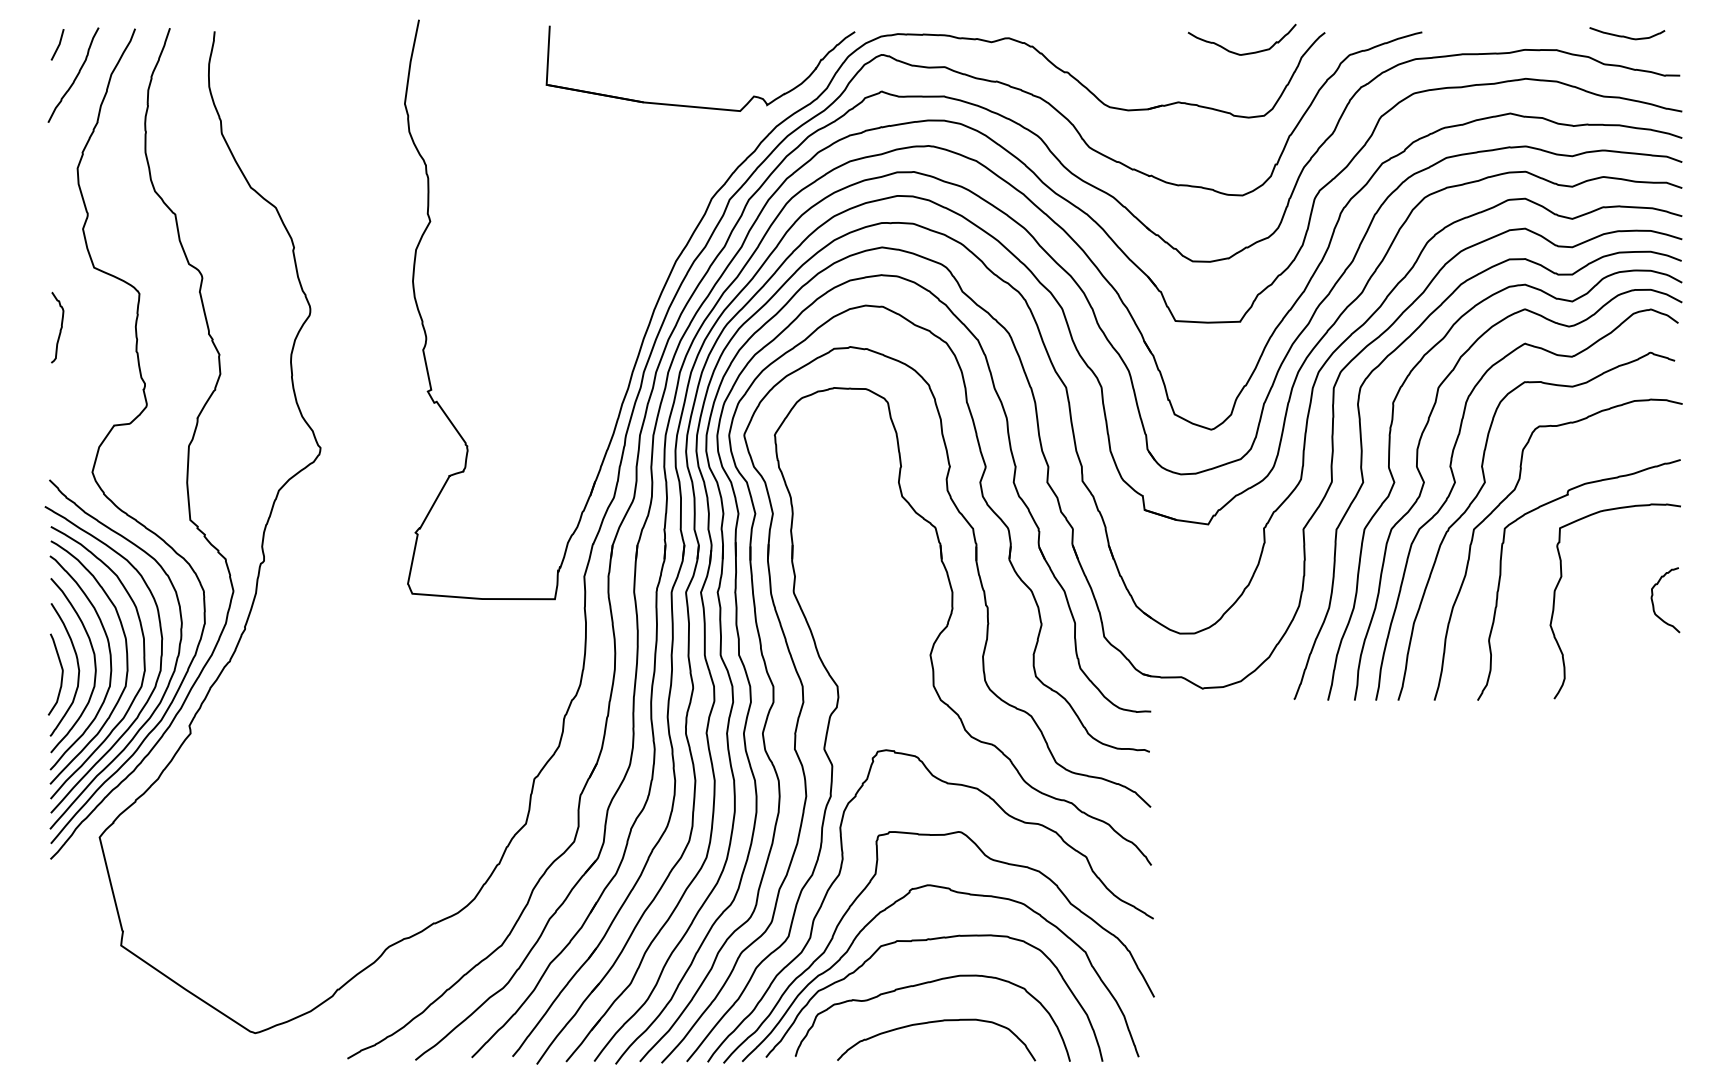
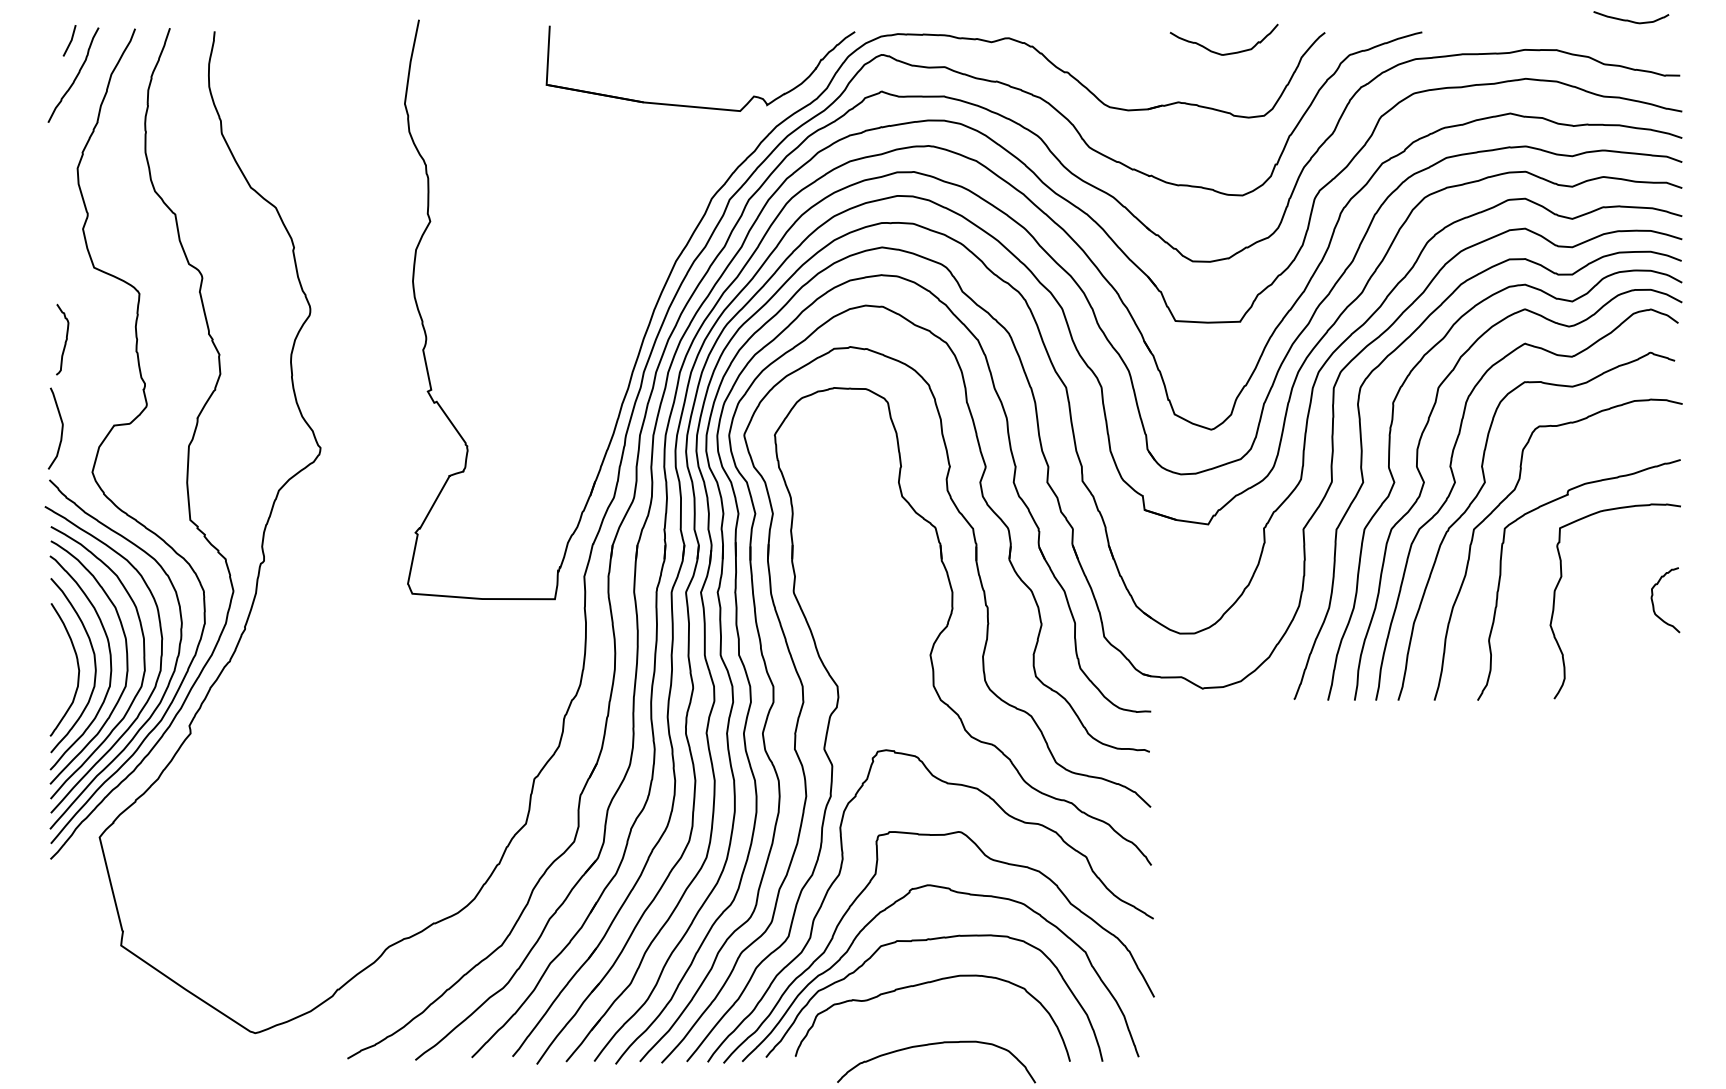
curve position: (1627, 36) -> (1631, 20) (1631, 20)
curve position: (58, 44) -> (70, 40) (70, 40)
curve position: (1236, 52) -> (1218, 52) (1218, 52)
curve position: (60, 327) -> (65, 339) (65, 339)
curve position: (61, 674) -> (61, 428) (61, 428)
curve position: (936, 1022) -> (936, 1044) (936, 1044)
